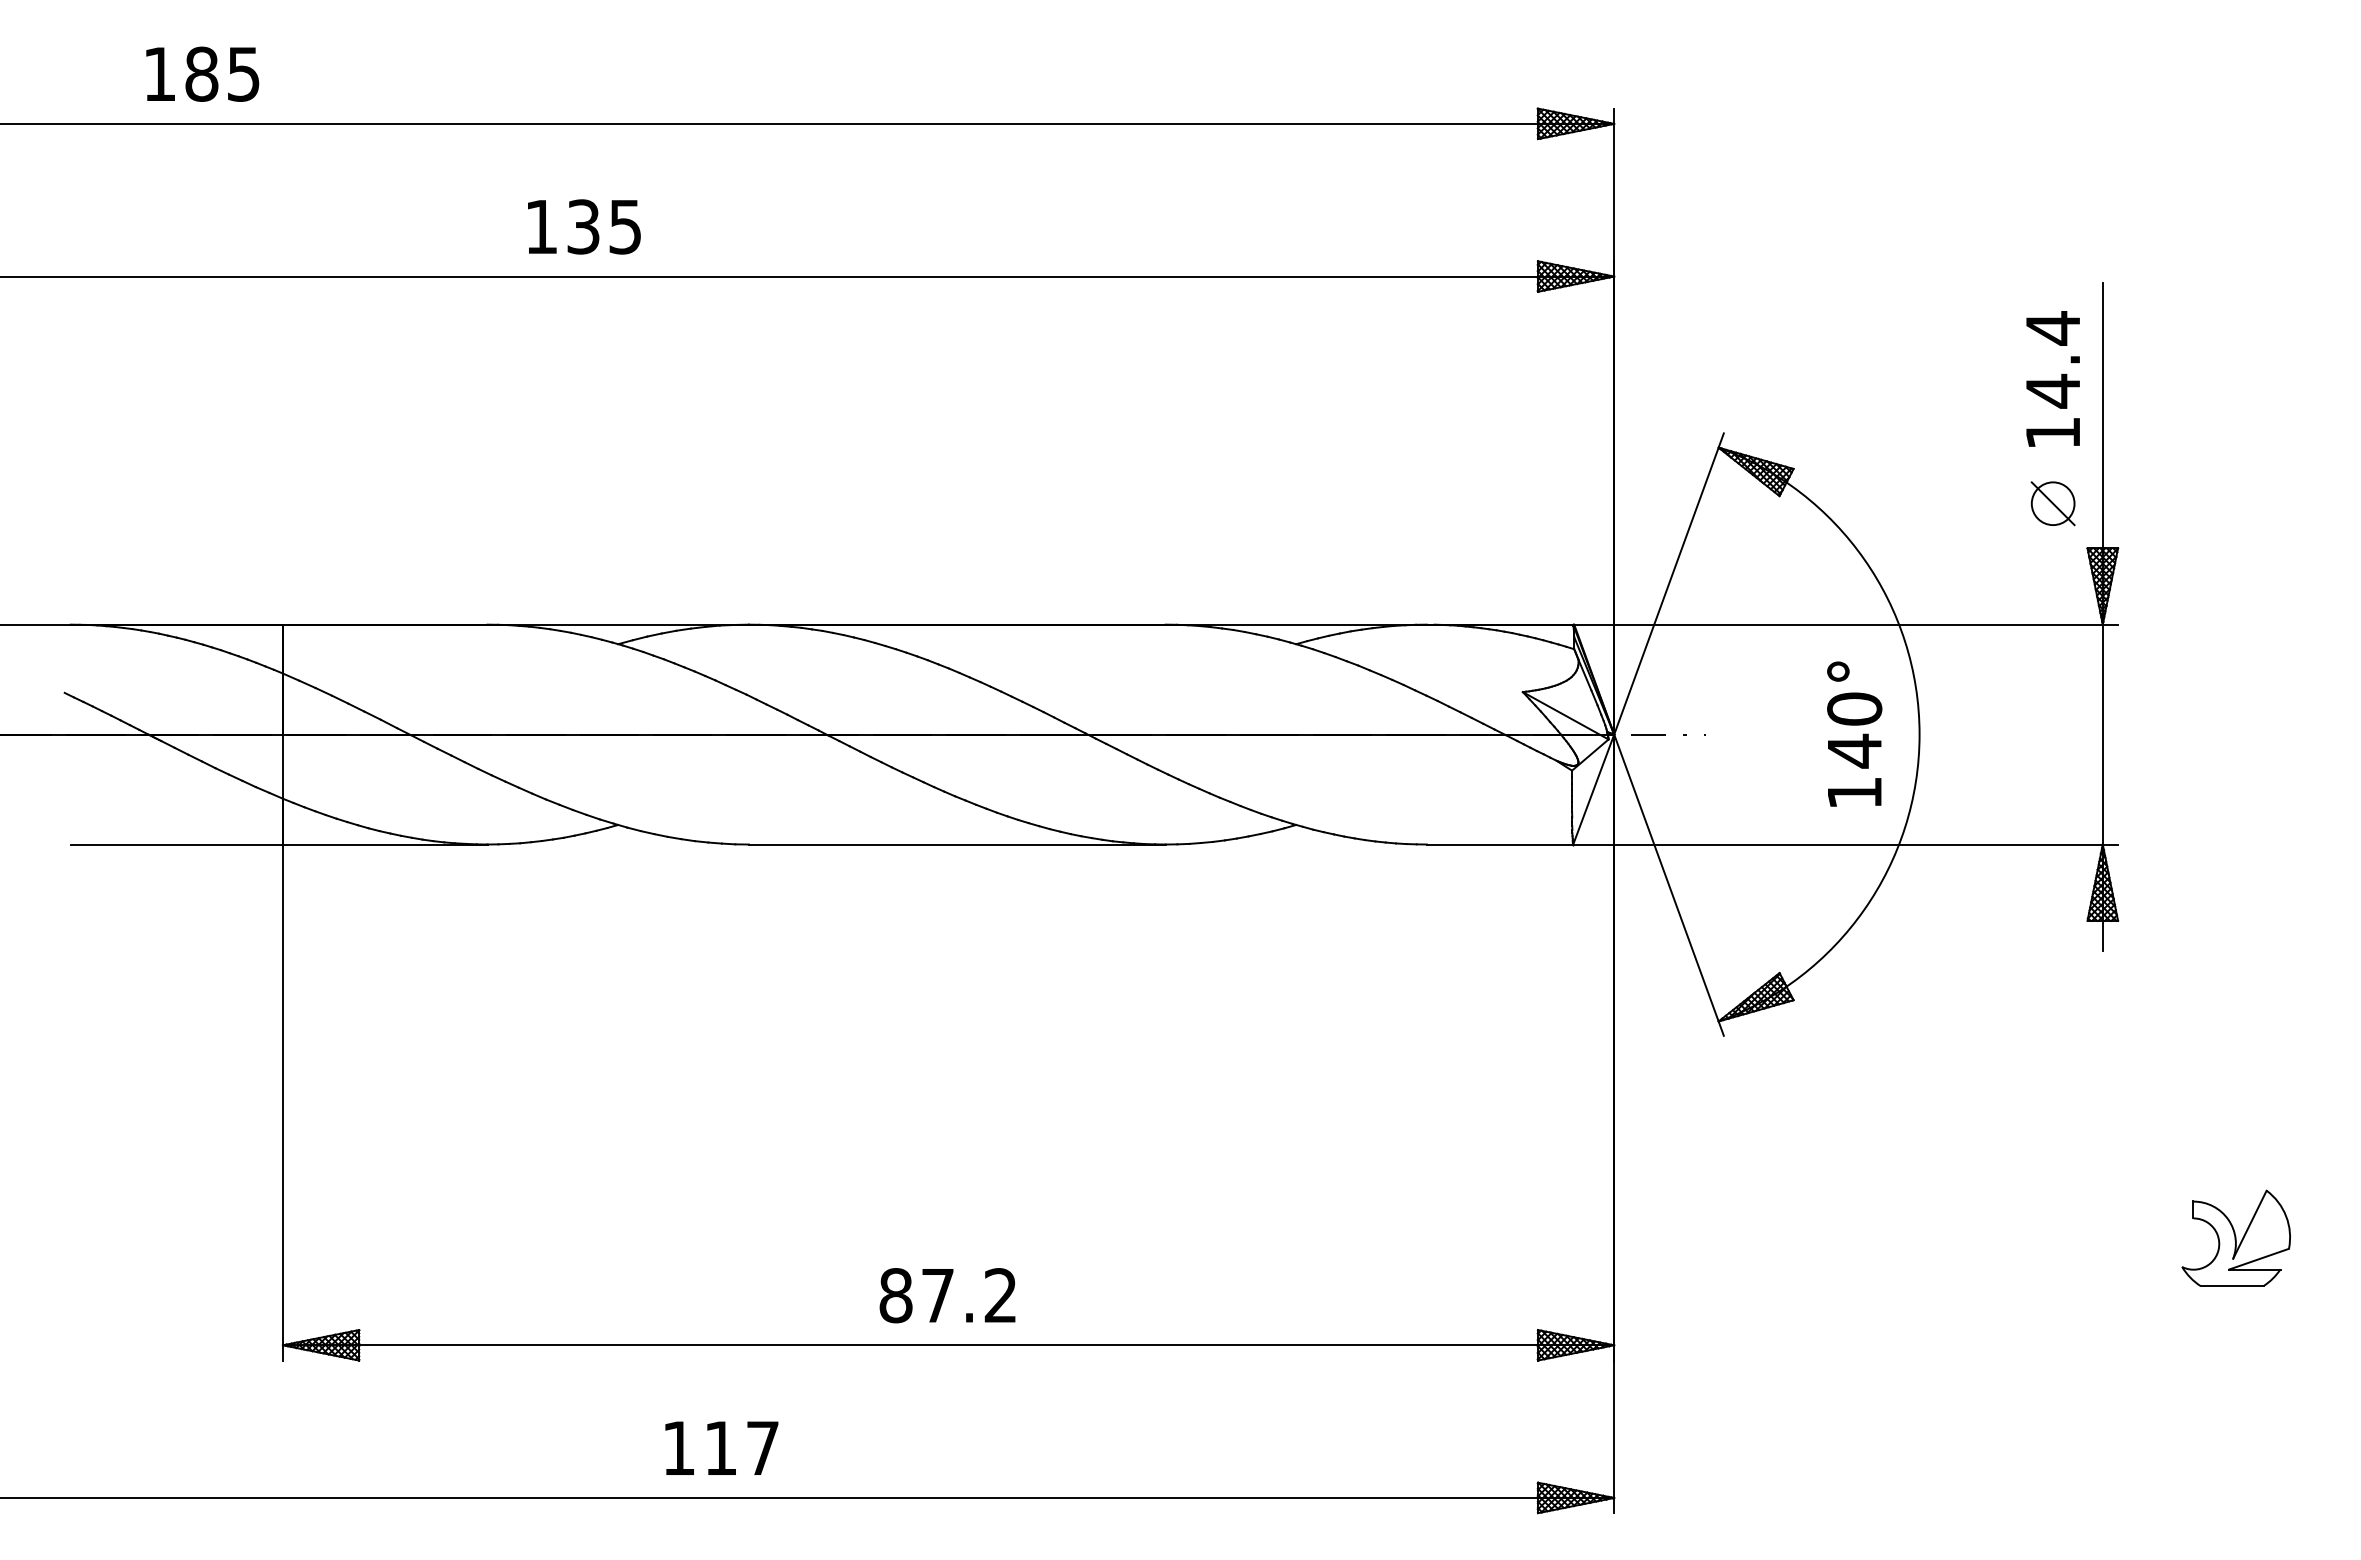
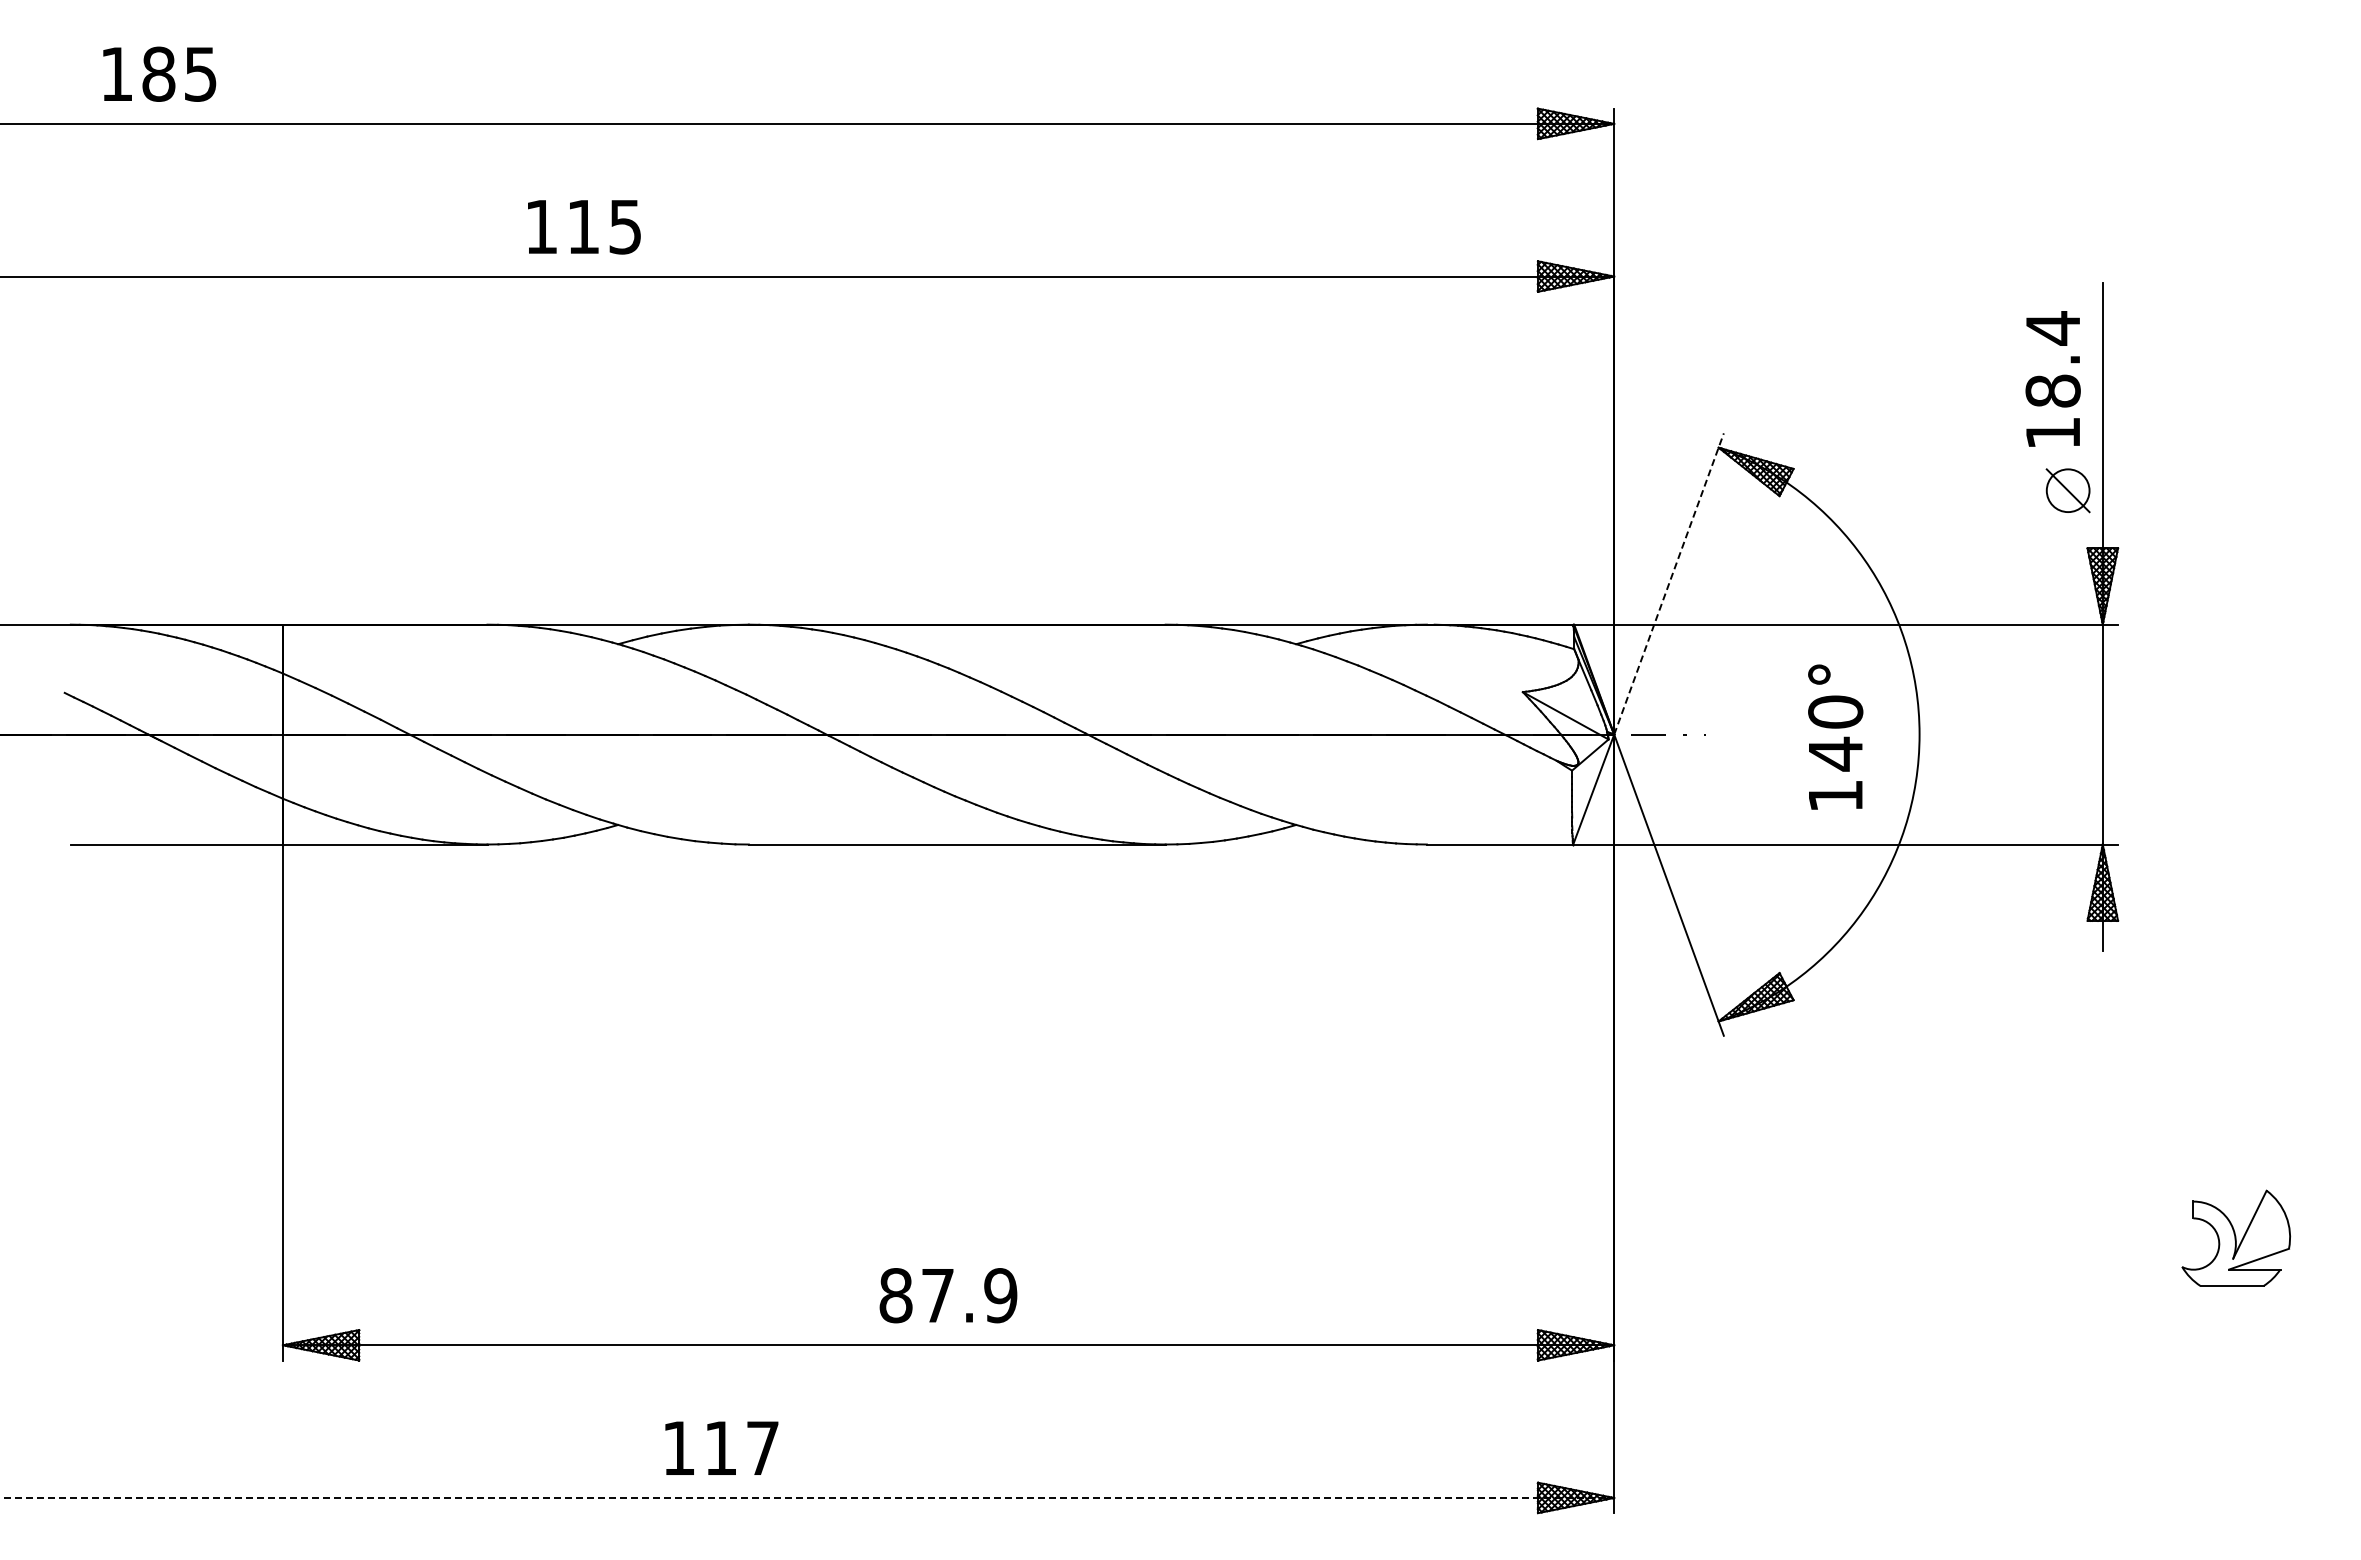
text position: (202, 73) -> (159, 73) (159, 73)
text: 135 -> 115 (583, 226)
text: 14.4 -> 18.4 (2052, 390)
part position: (2052, 503) -> (2067, 490) (2067, 490)
line: solid -> dashed (1669, 583)
text position: (1854, 733) -> (1835, 736) (1835, 736)
text: 87.2 -> 87.9 (1000, 1295)
line: solid -> dashed (807, 1497)
